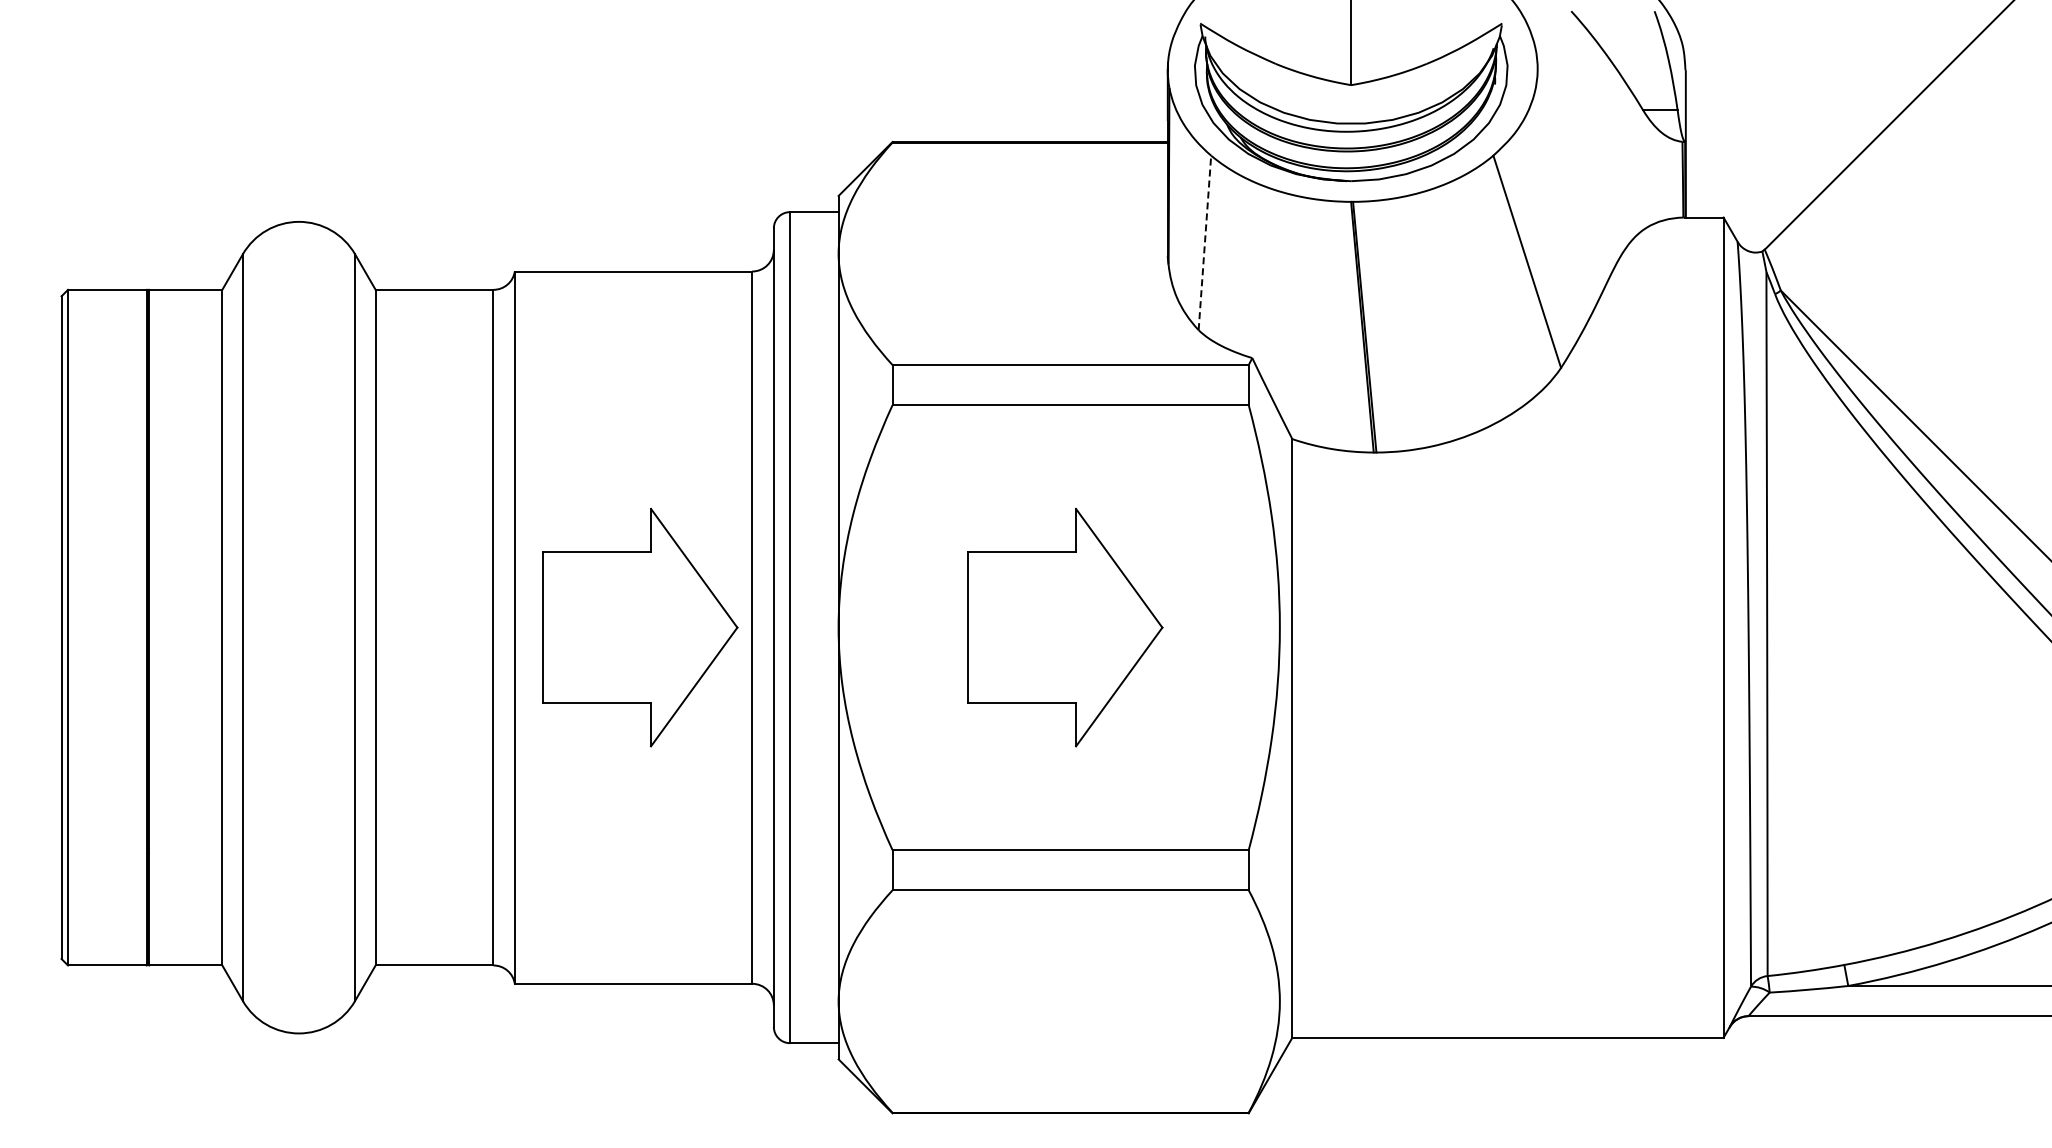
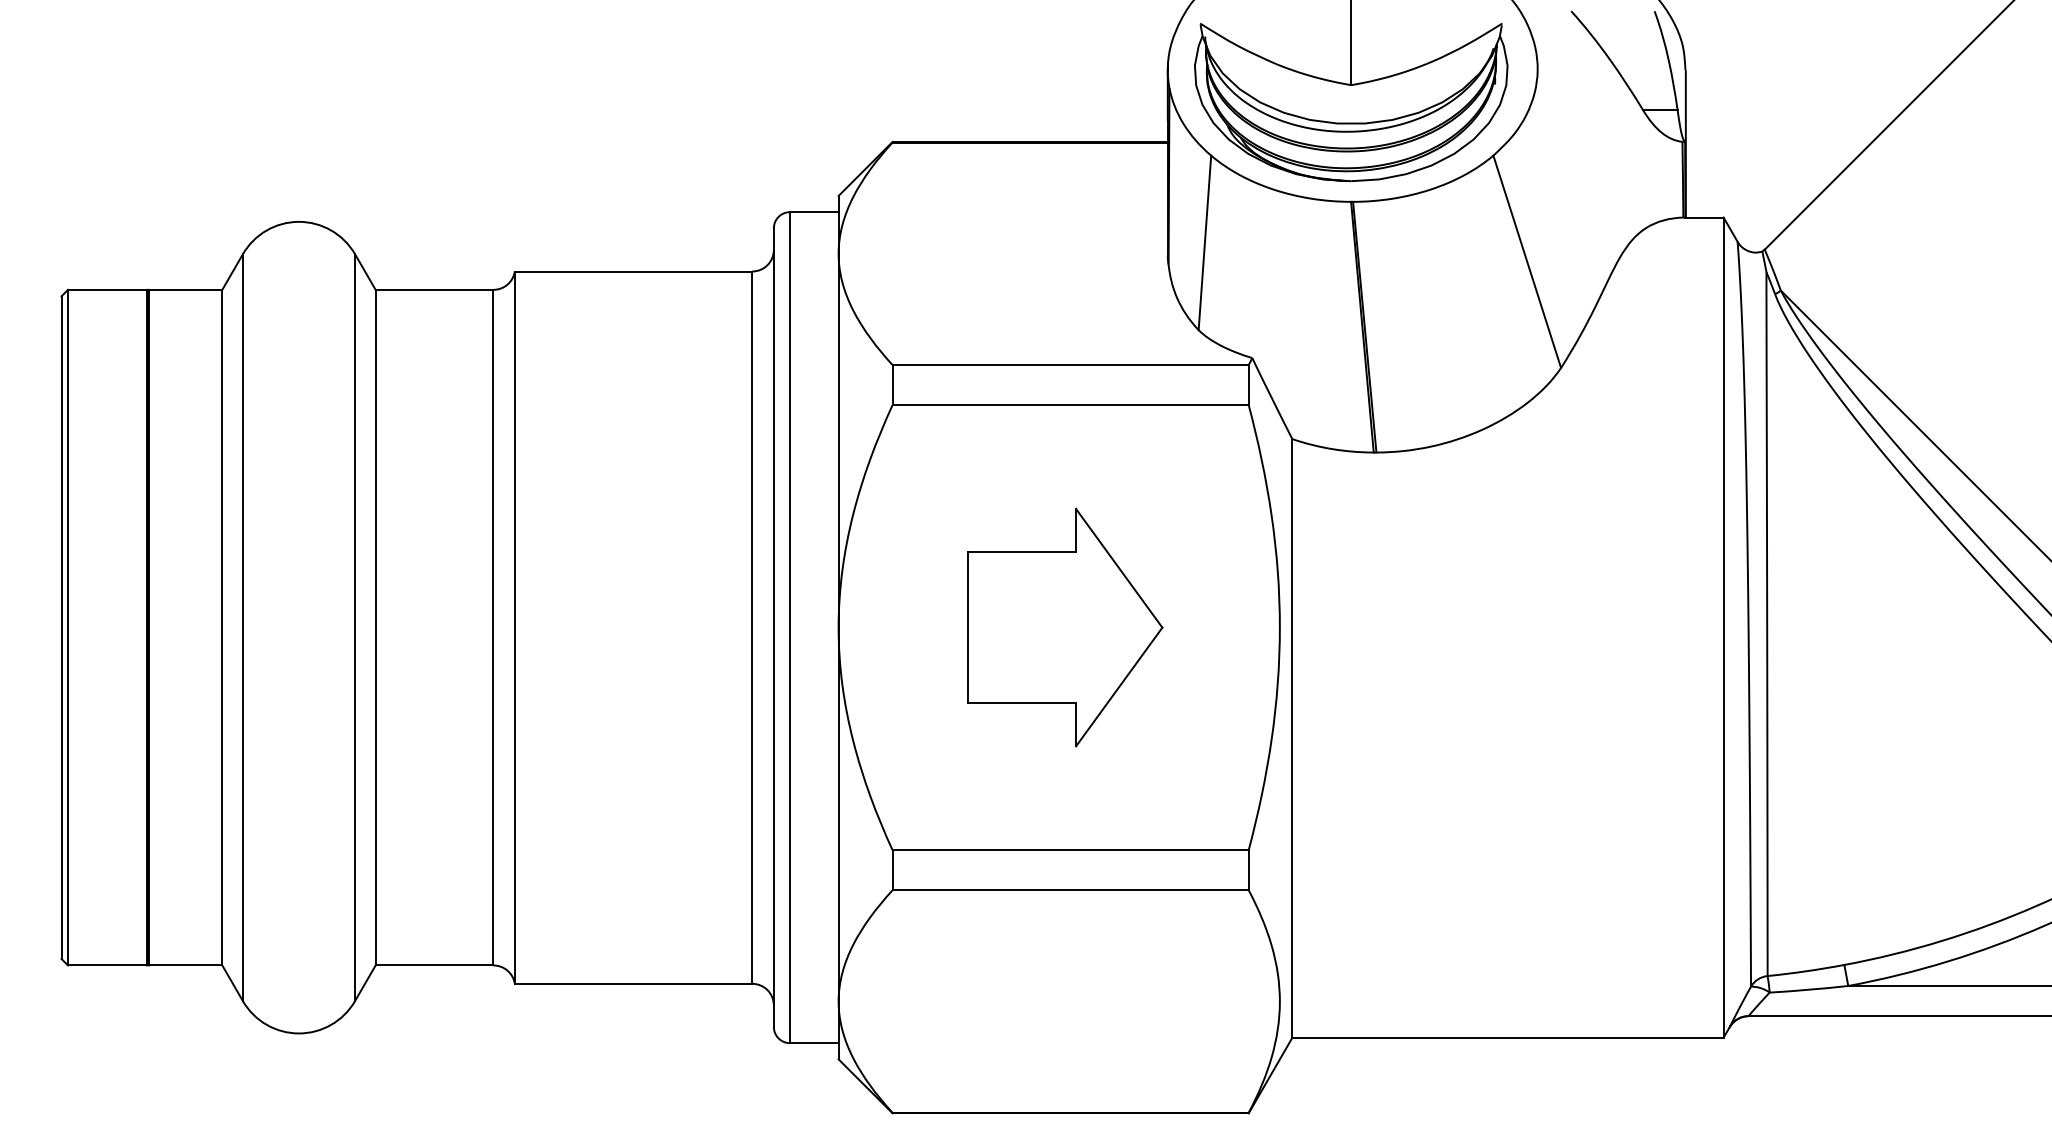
line: dashed -> solid (1204, 242)
part: present -> none (640, 627)
